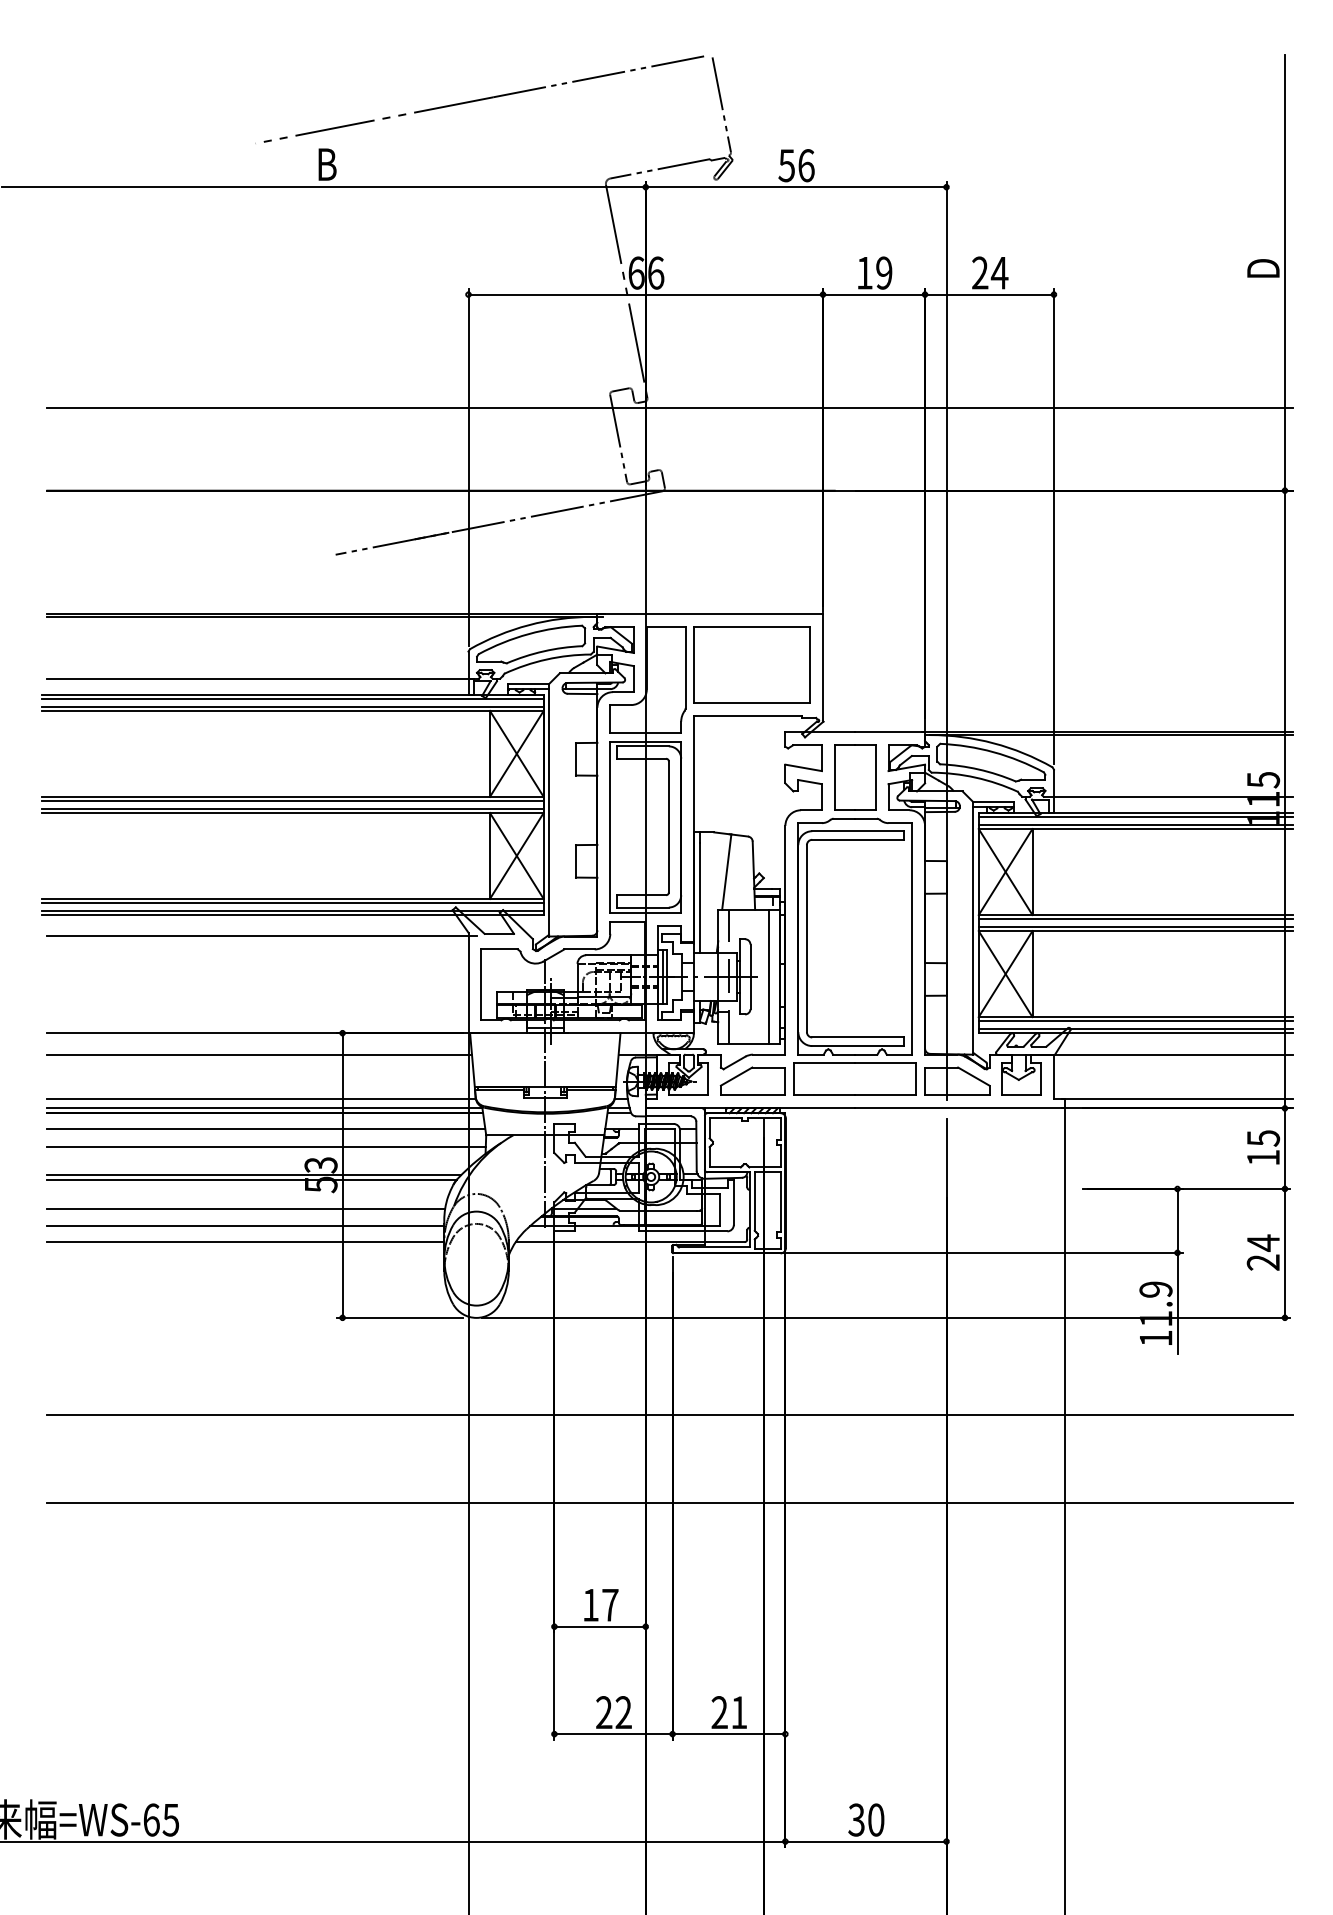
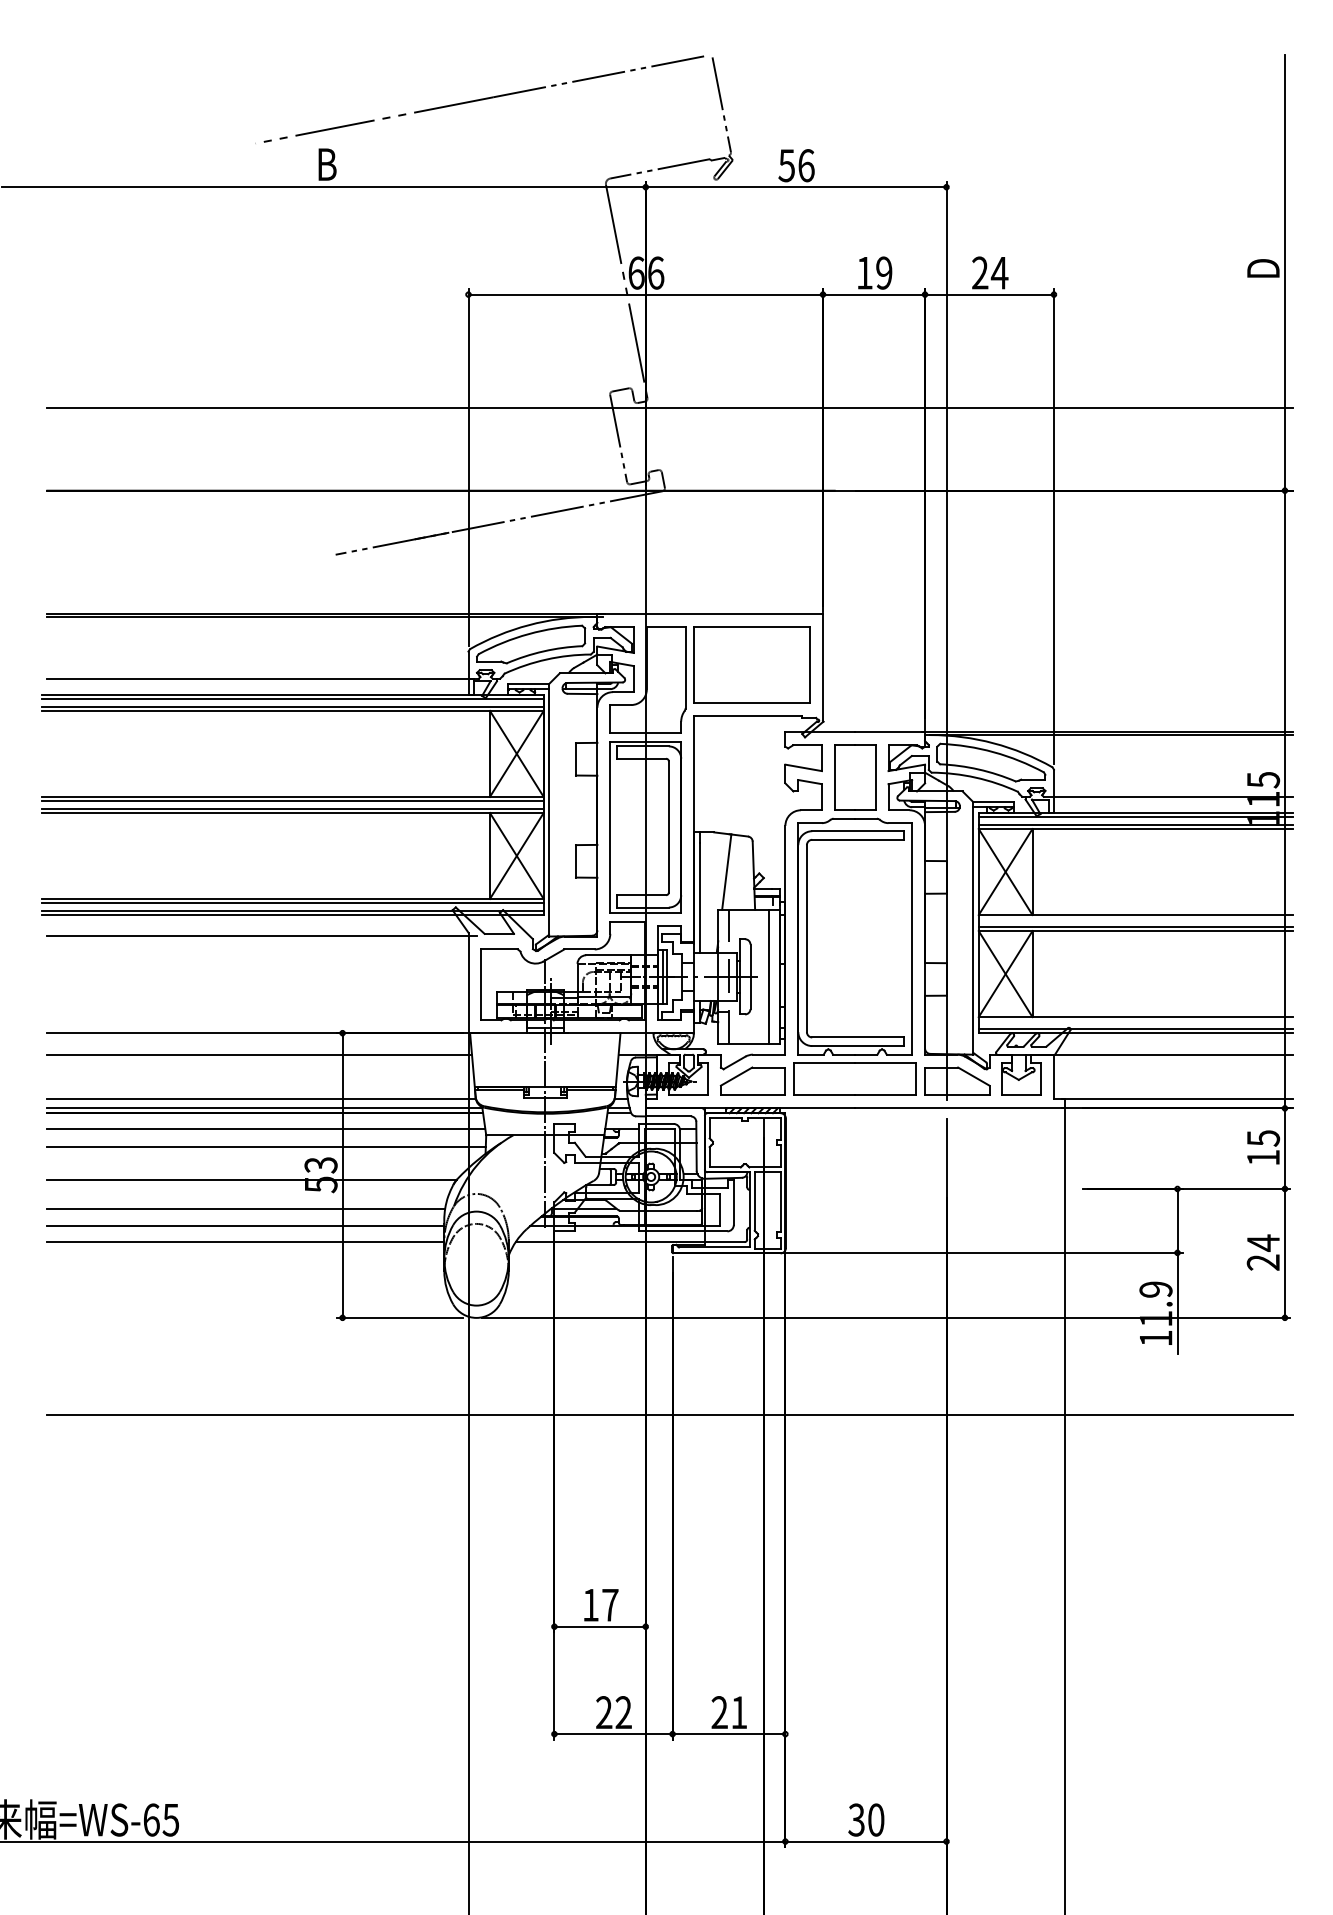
line: present -> none (1135, 918)
line: present -> none (1135, 1020)
line: present -> none (254, 1175)
line: present -> none (670, 1503)
